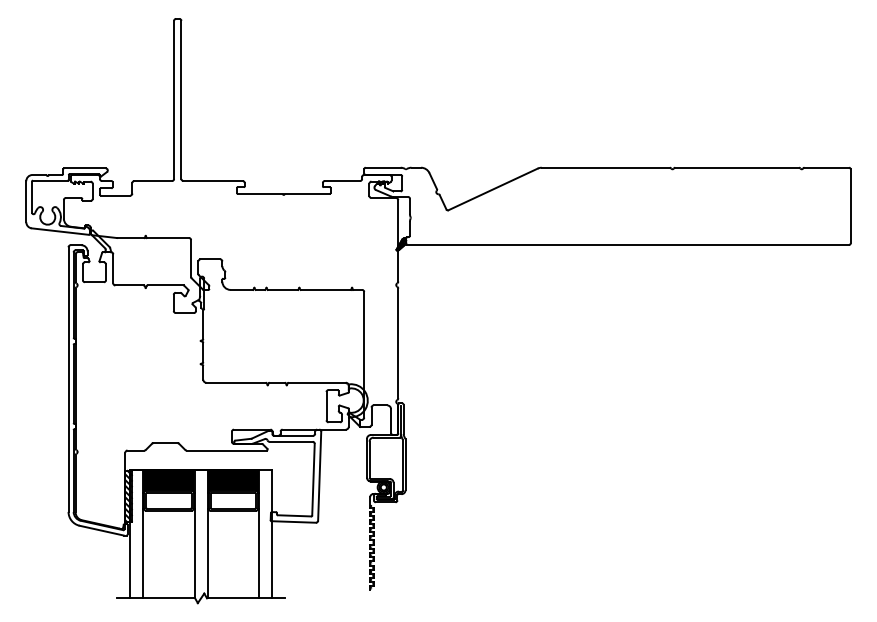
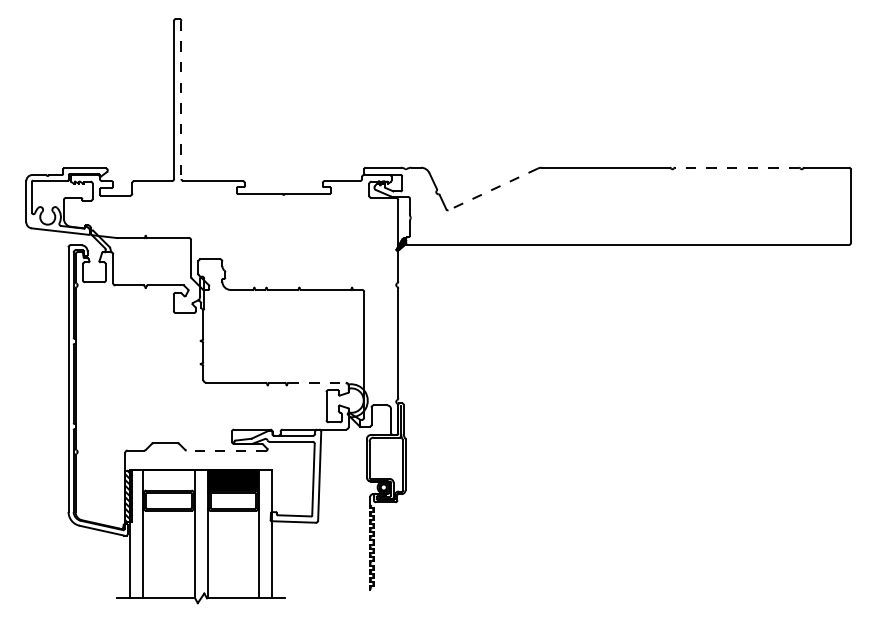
line: solid -> dashed (181, 100)
line: solid -> dashed (737, 167)
line: solid -> dashed (492, 189)
line: solid -> dashed (317, 382)
line: solid -> dashed (226, 450)
fill: present -> none (168, 480)
